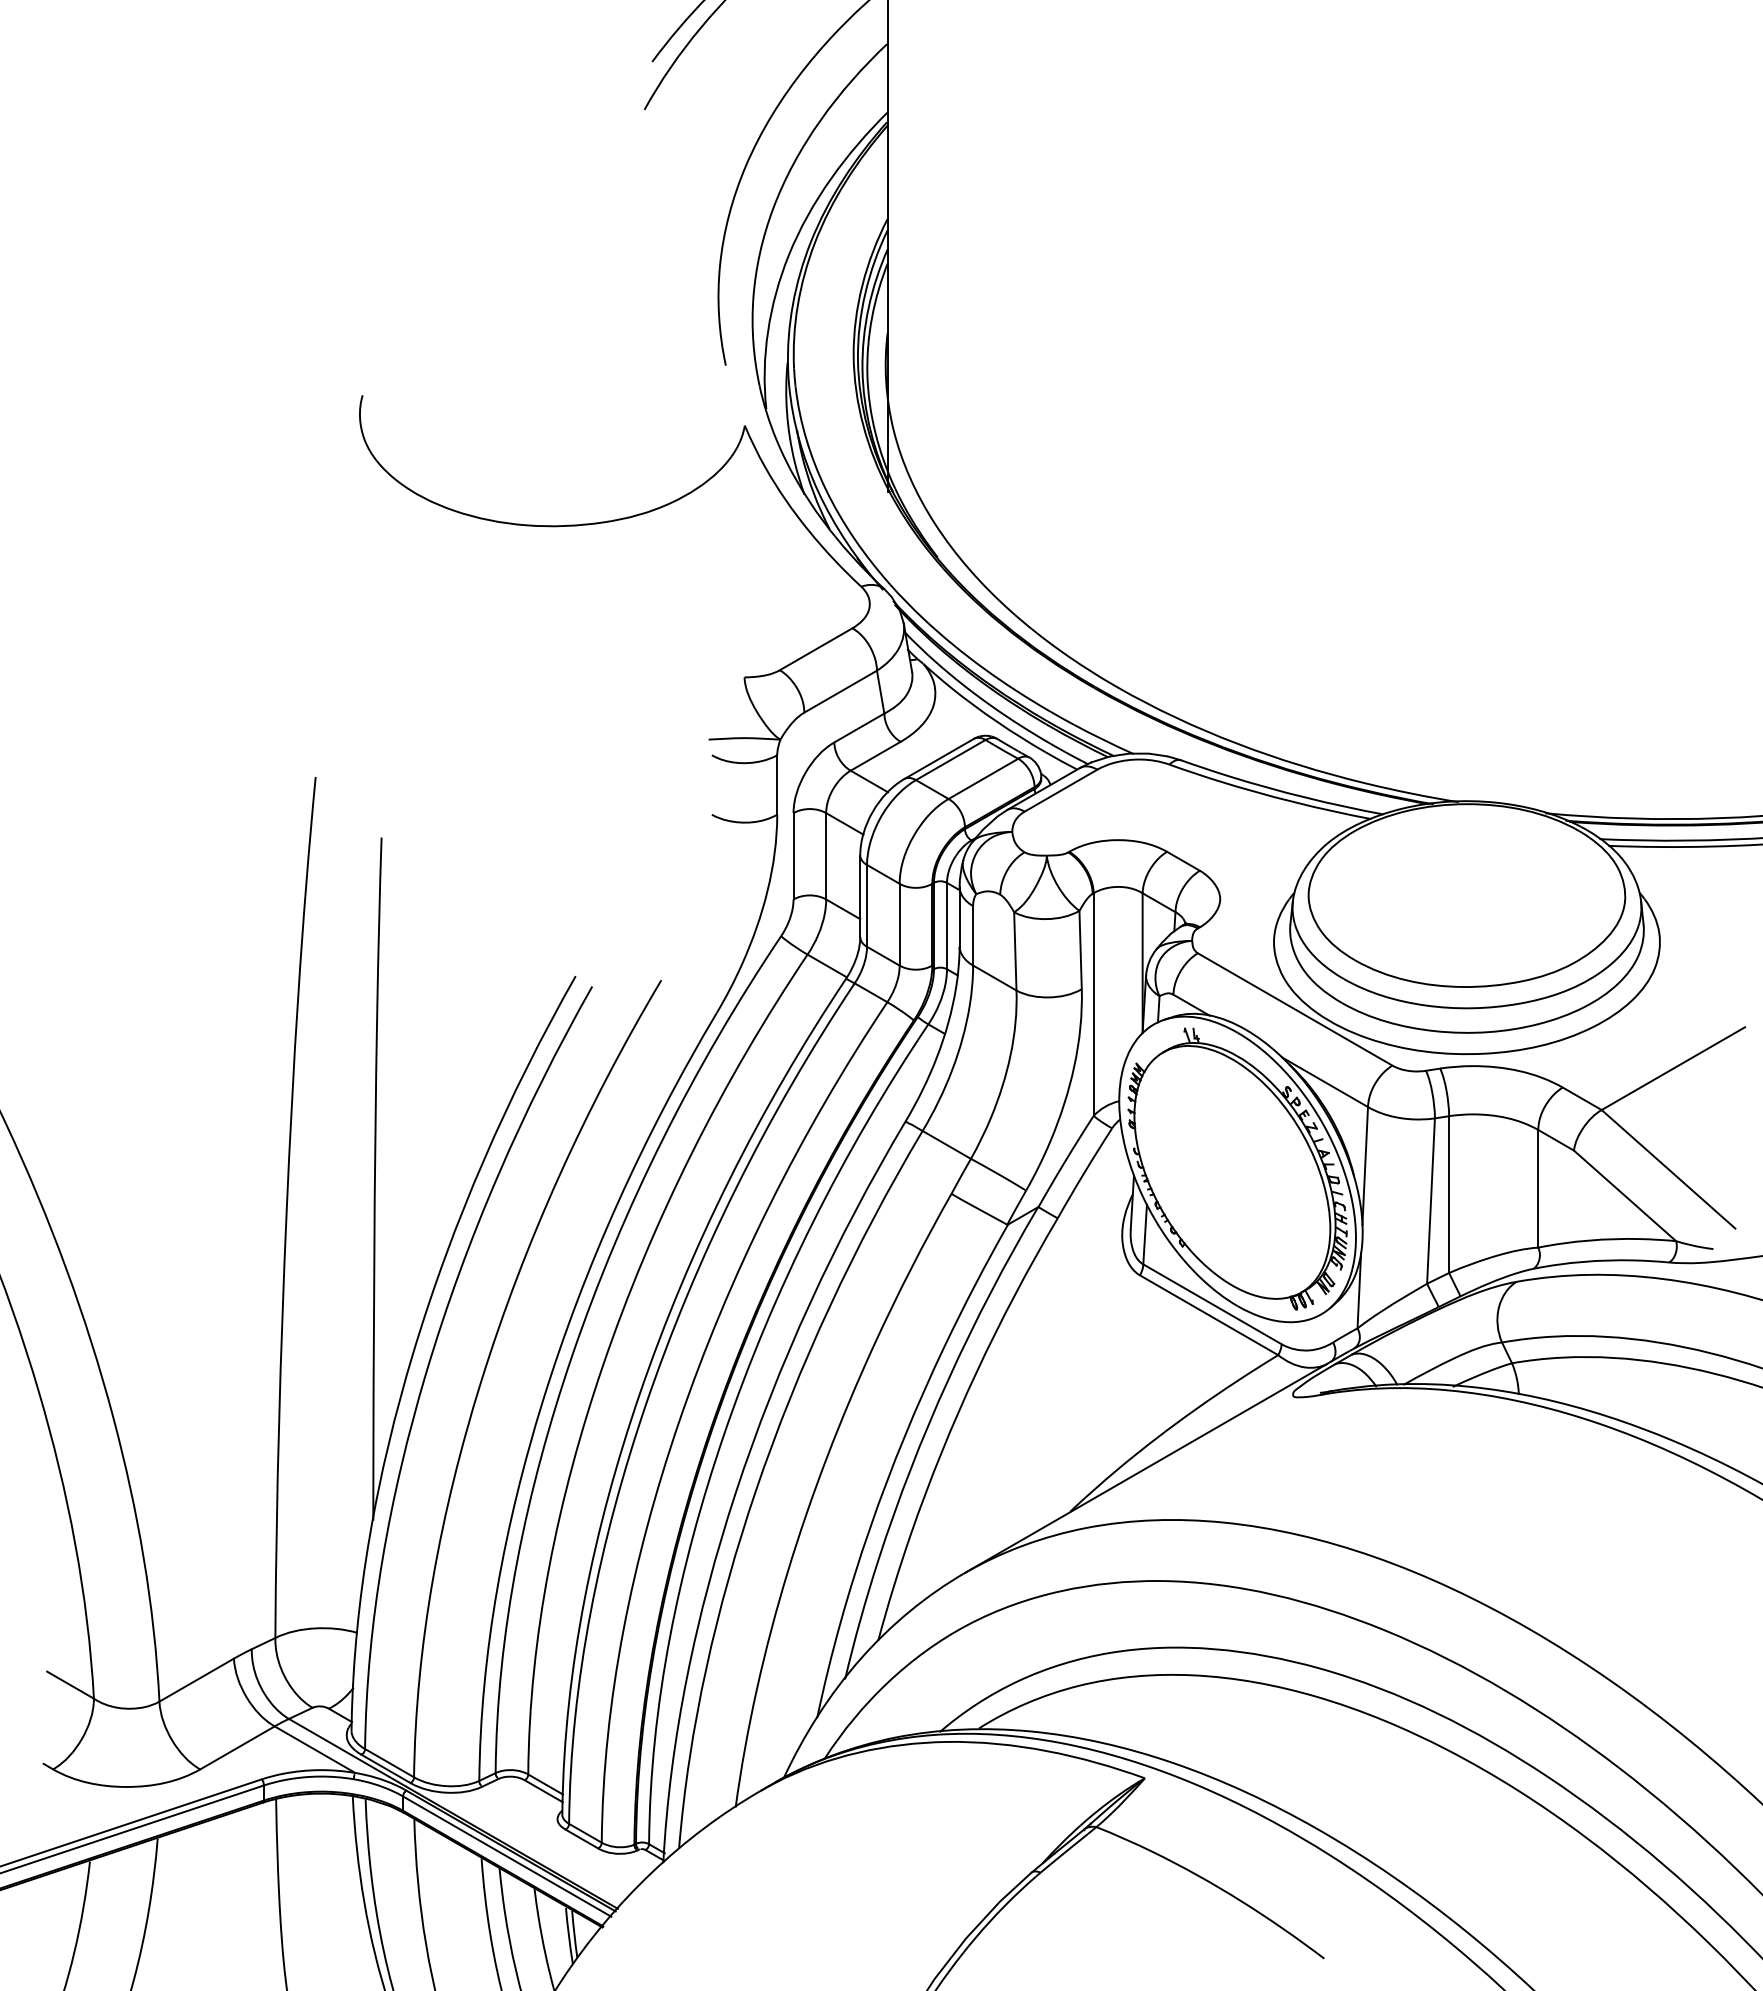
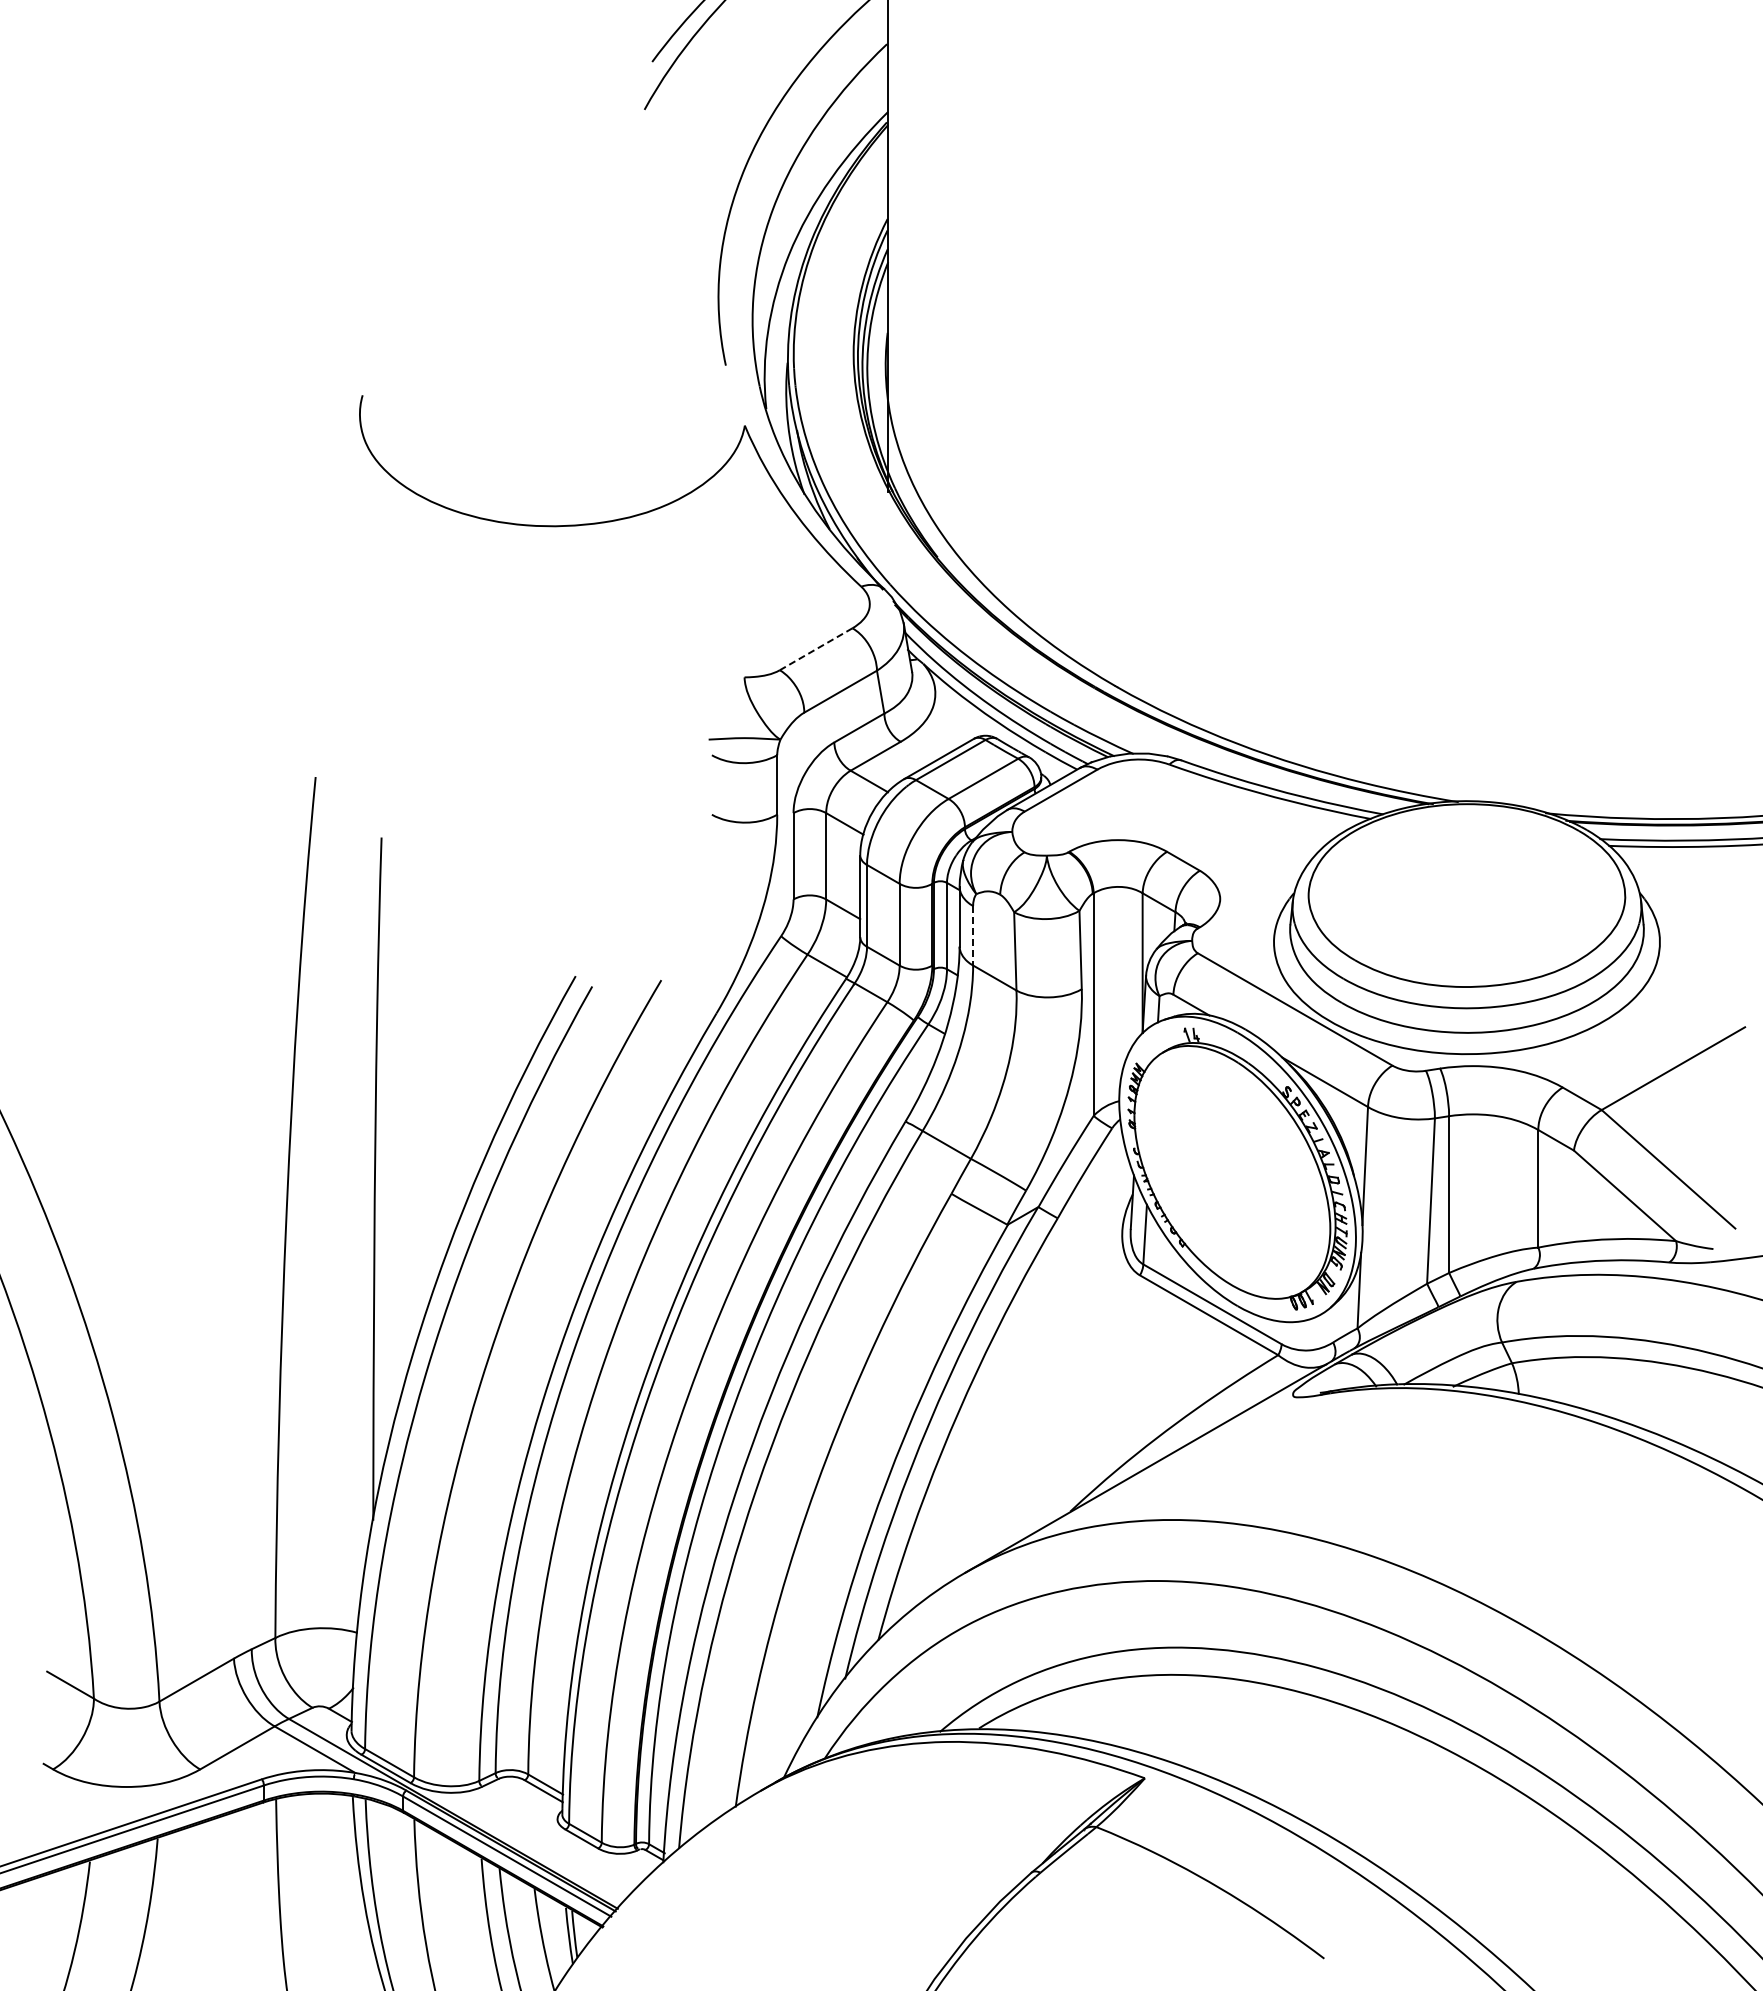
line: solid -> dashed (816, 649)
line: solid -> dashed (973, 935)
